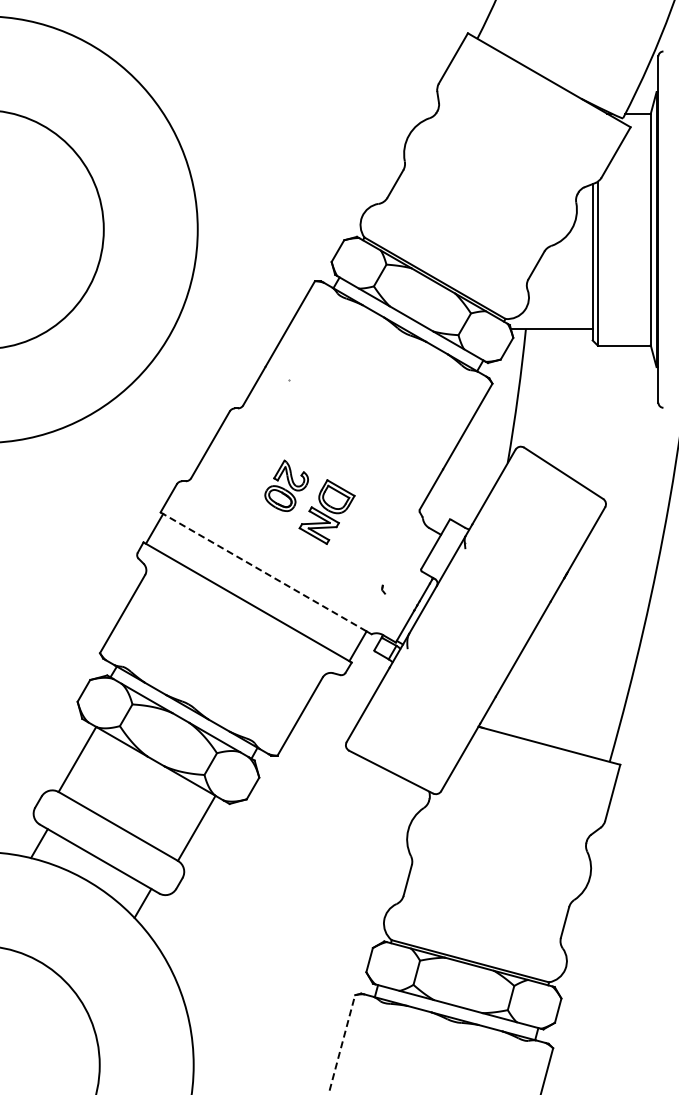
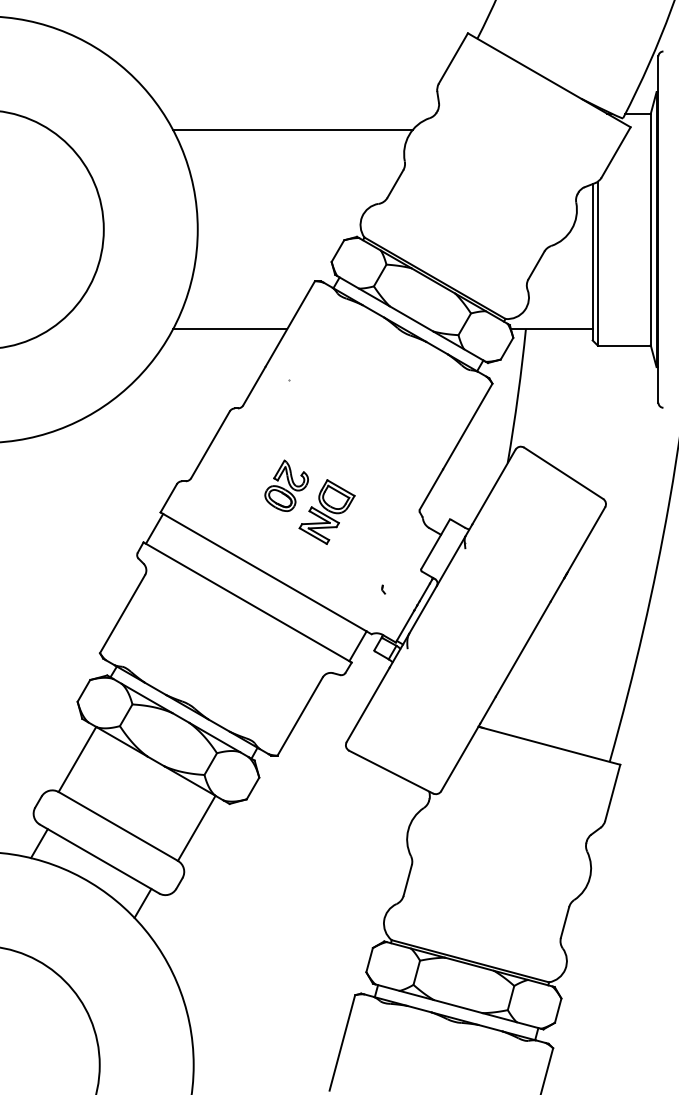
line: none -> present (292, 130)
line: none -> present (230, 329)
line: dashed -> solid (263, 571)
line: dashed -> solid (342, 1042)
